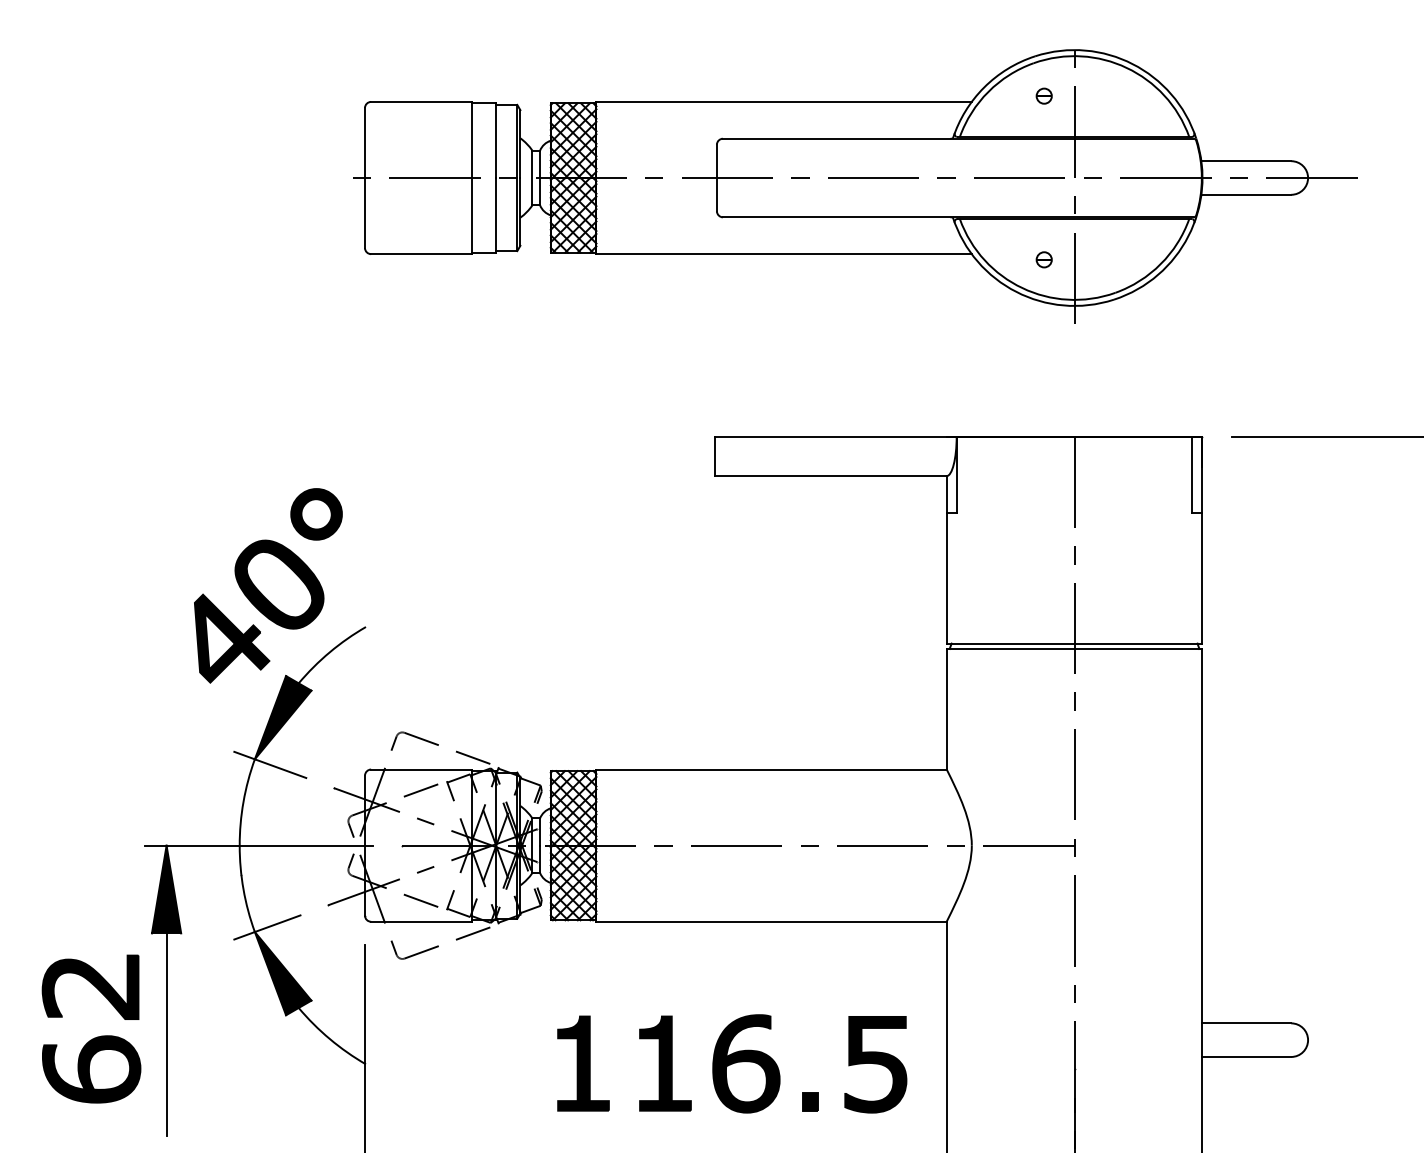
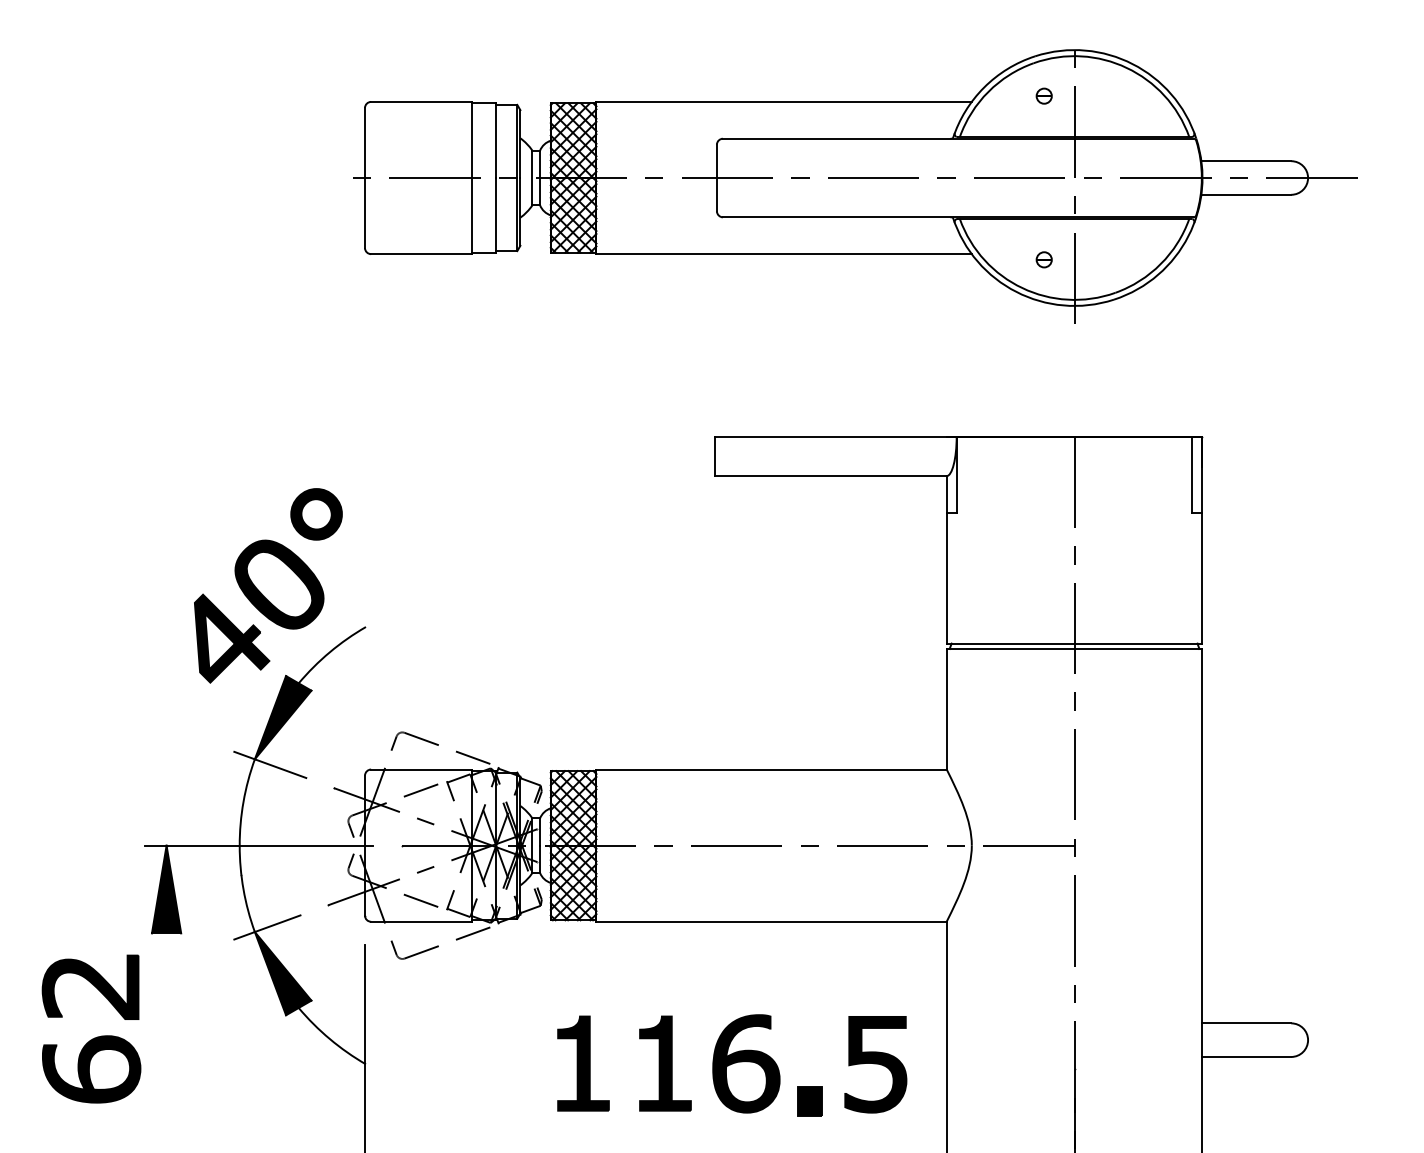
line: present -> none (1325, 436)
line: present -> none (166, 1034)
part size: 17x20 px -> 26x31 px (809, 1101)
